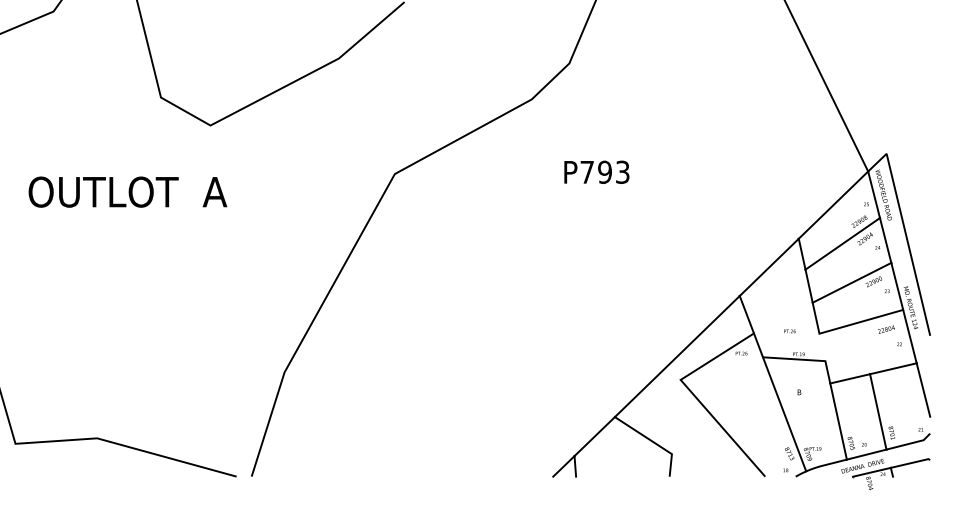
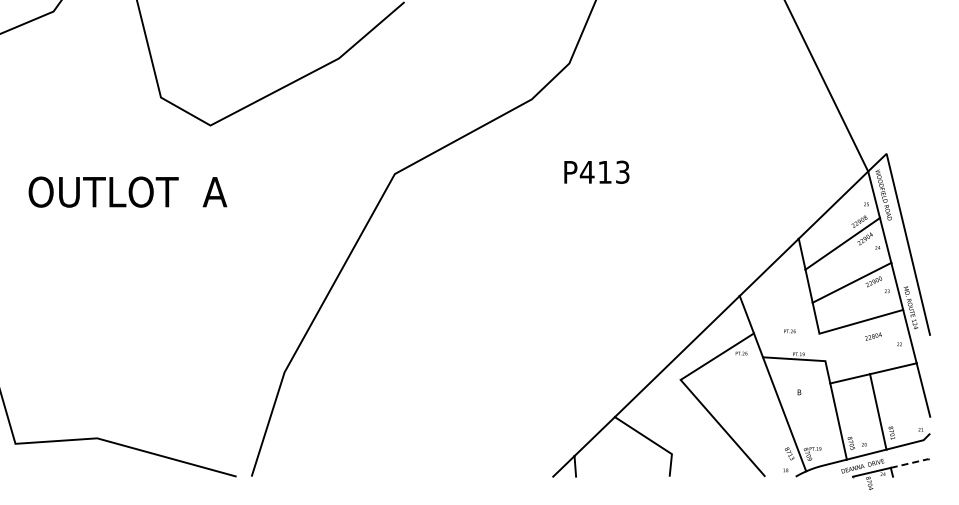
text: P793 -> P413 (595, 171)
text position: (886, 329) -> (873, 336) (873, 336)
line: solid -> dashed (912, 462)
